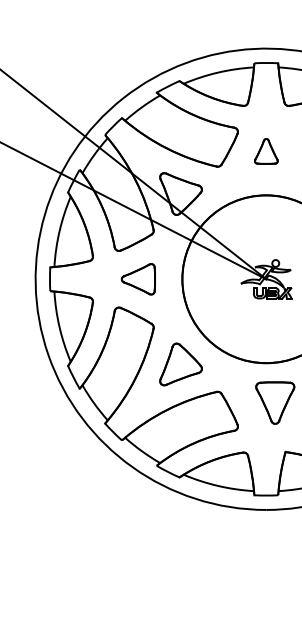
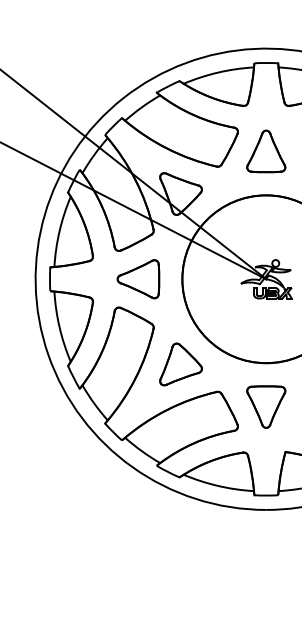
part size: 25x27 px -> 41x45 px (266, 151)
part size: 36x33 px -> 45x41 px (138, 279)
part position: (275, 402) -> (266, 406) (266, 406)
